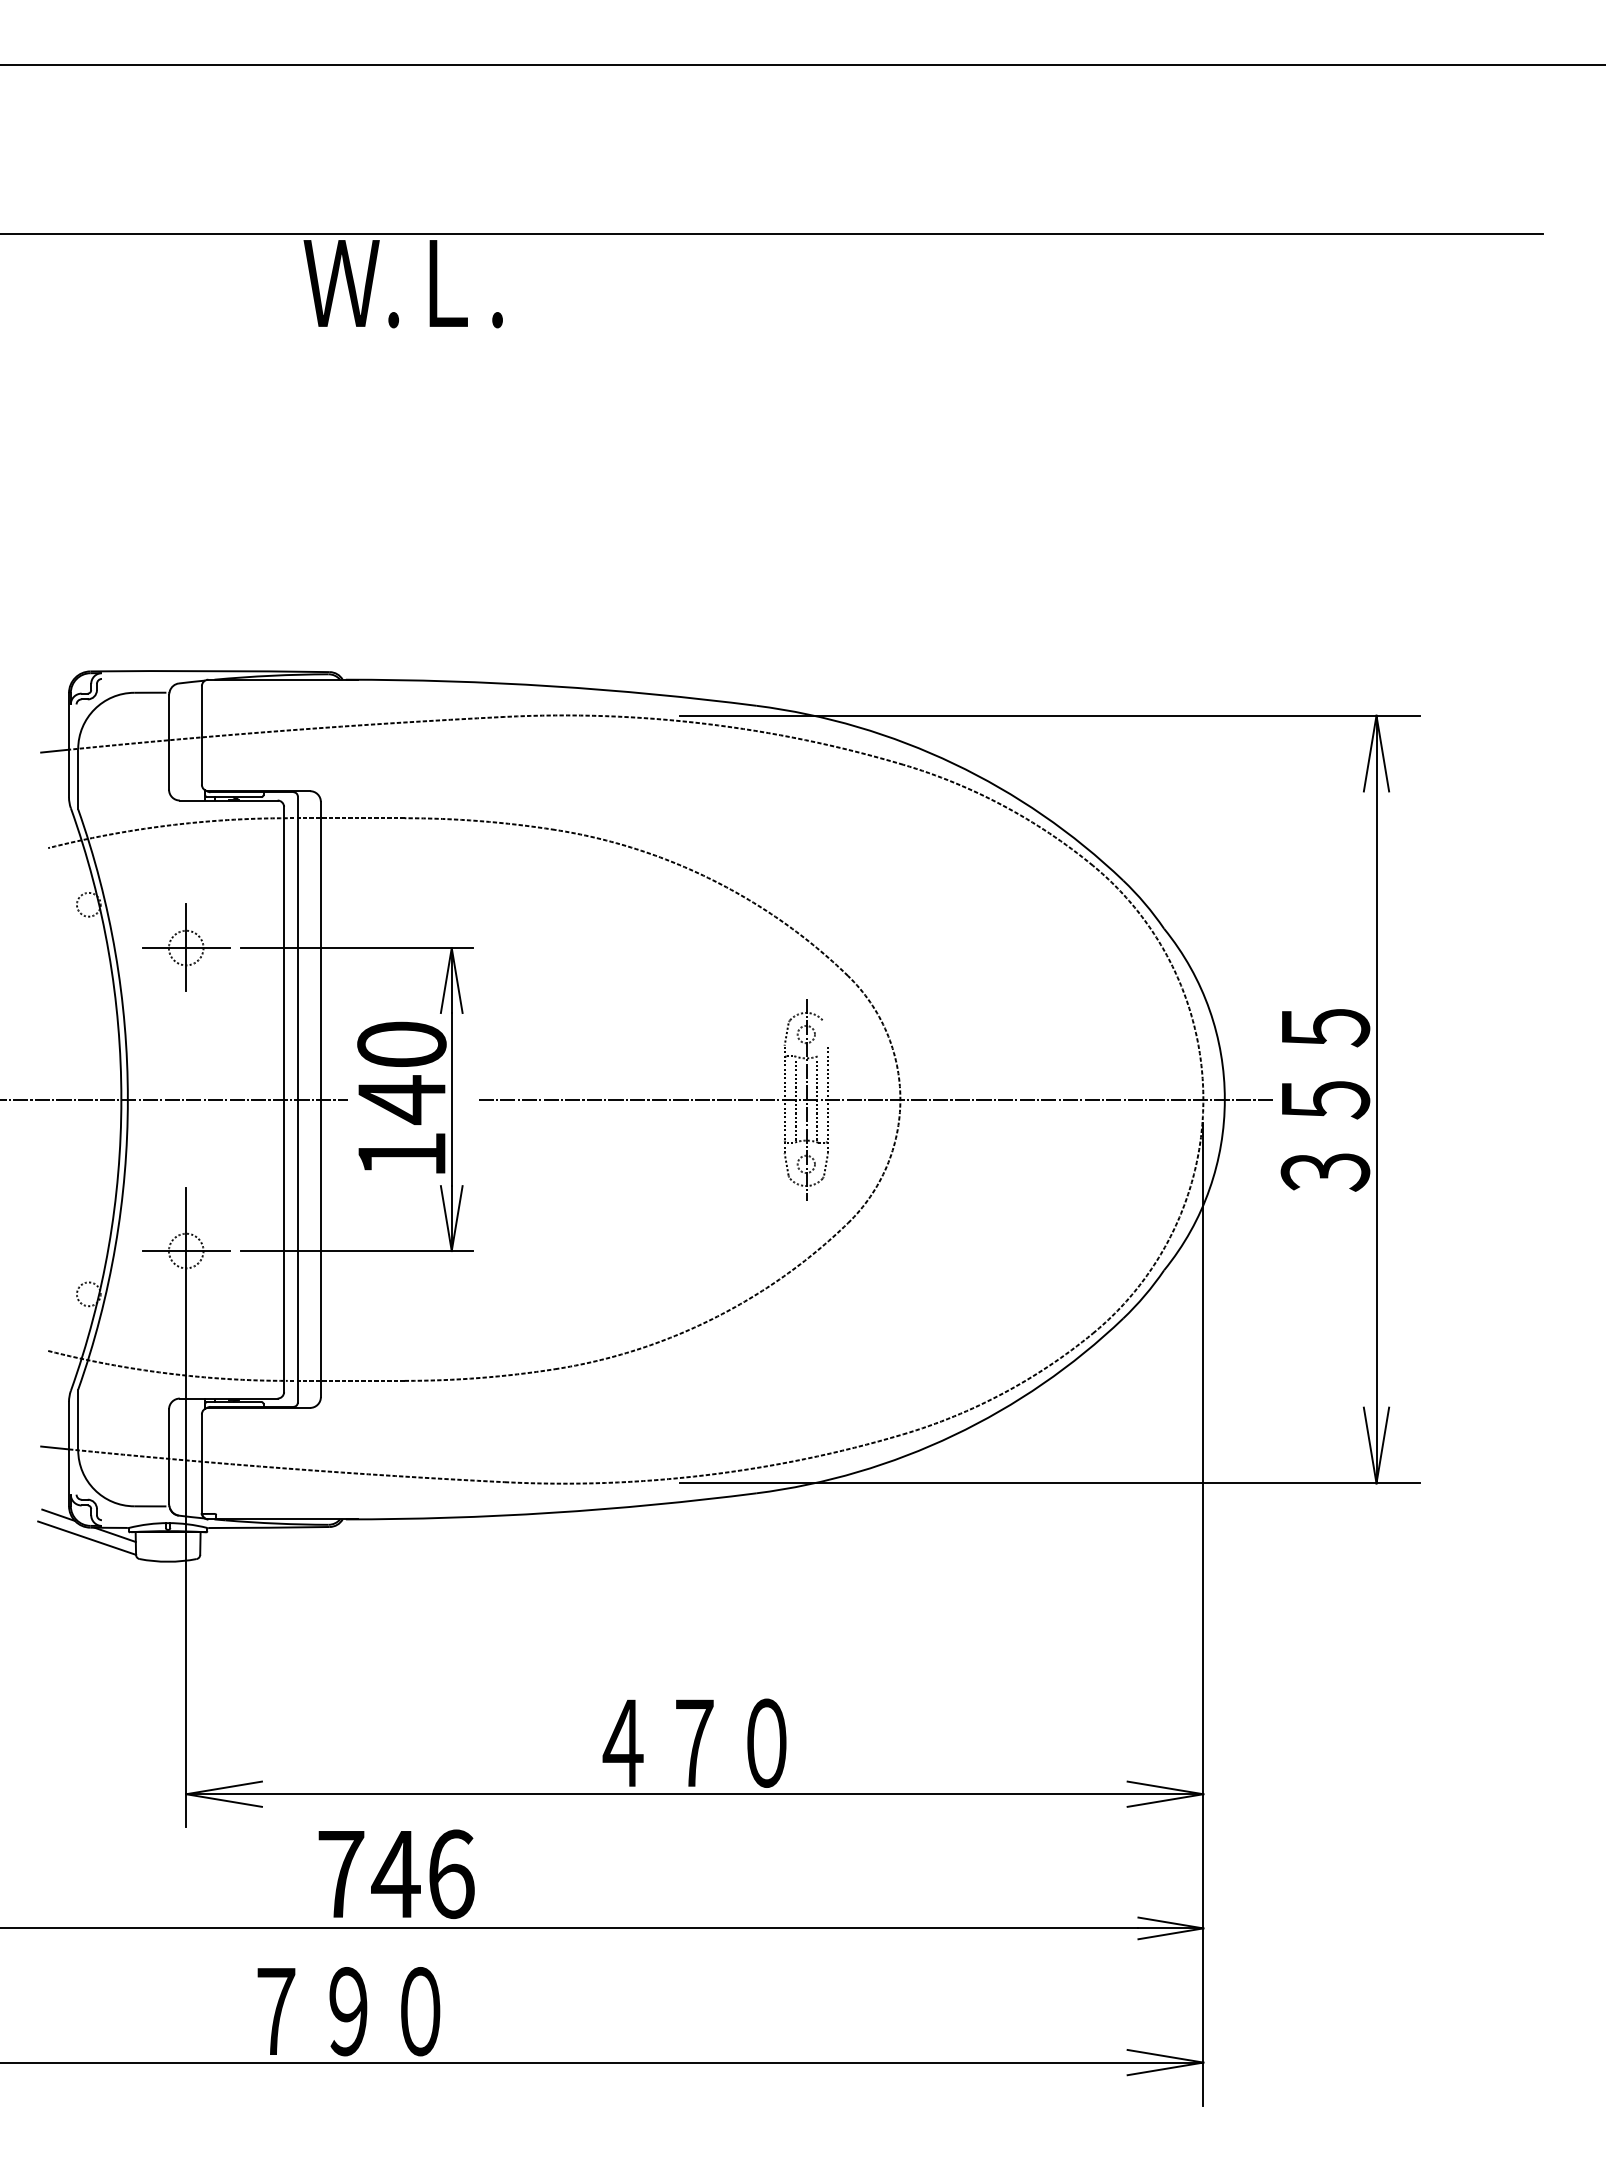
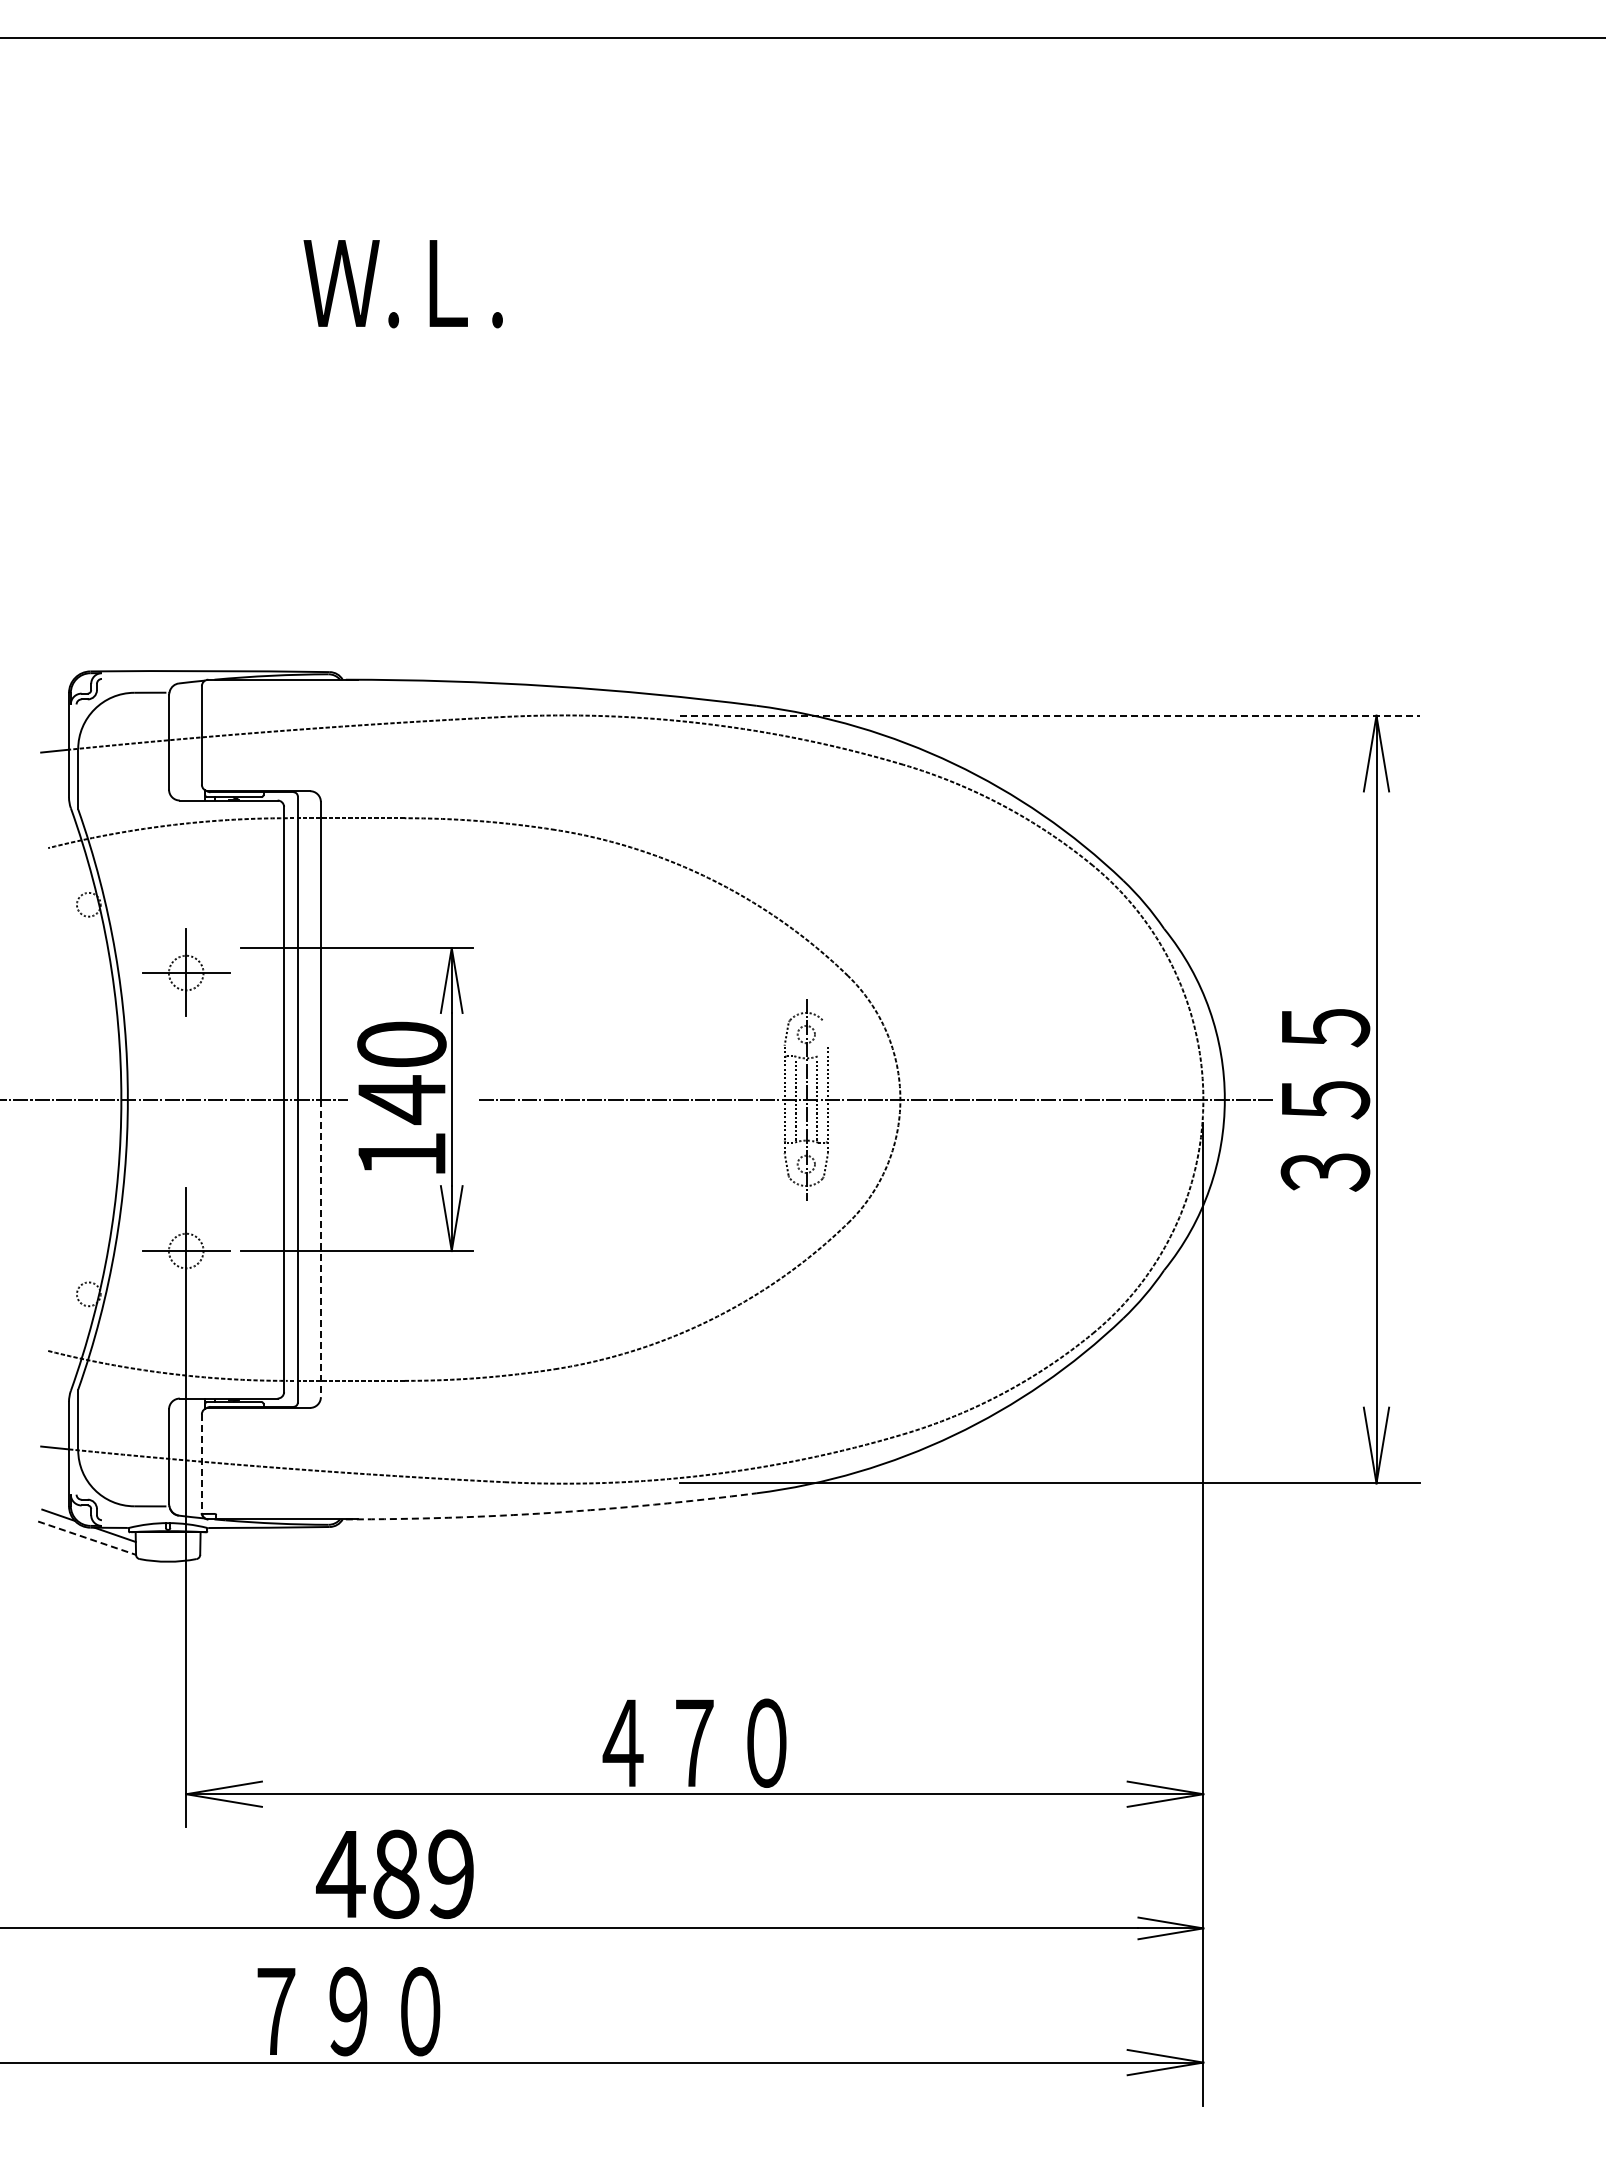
line position: (802, 65) -> (802, 38) (802, 38)
line: present -> none (772, 233)
line: solid -> dashed (1050, 715)
part position: (186, 947) -> (186, 972) (186, 972)
line: solid -> dashed (320, 1248)
line: solid -> dashed (201, 1464)
arc: solid -> dashed (551, 1512)
line: solid -> dashed (87, 1538)
text: 746 -> 489 (395, 1874)
